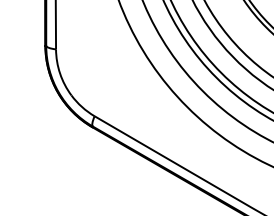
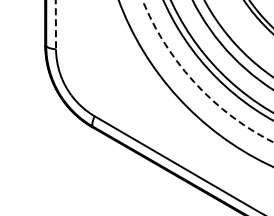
line: solid -> dashed (55, 25)
circle: solid -> dashed (207, 71)
